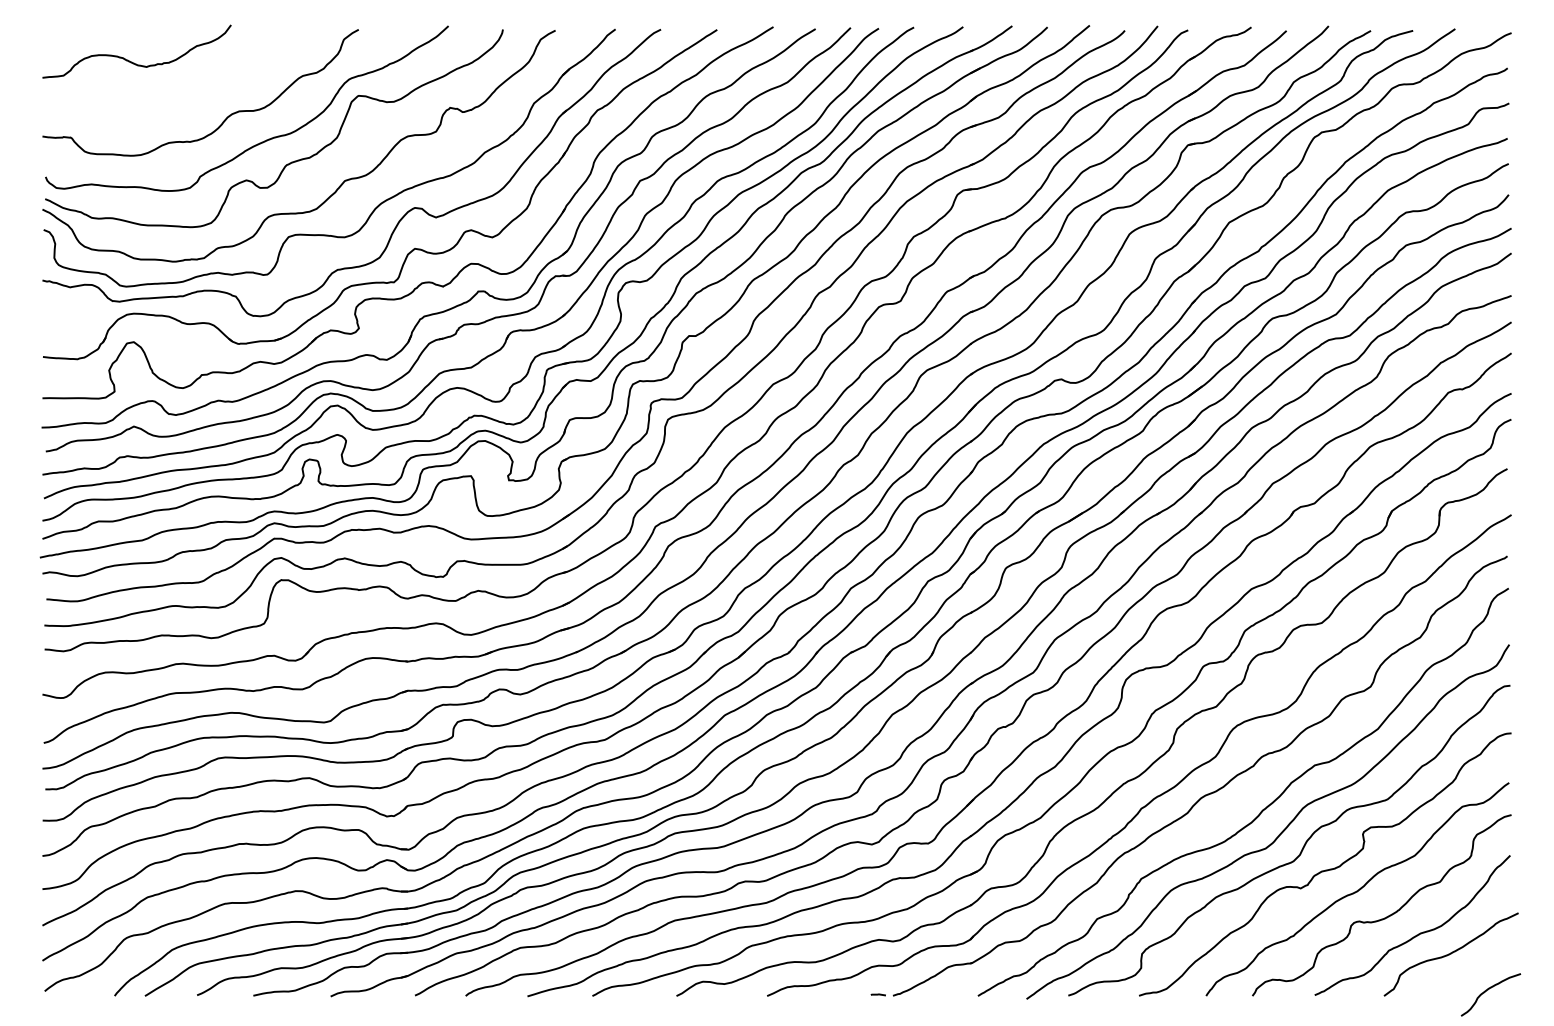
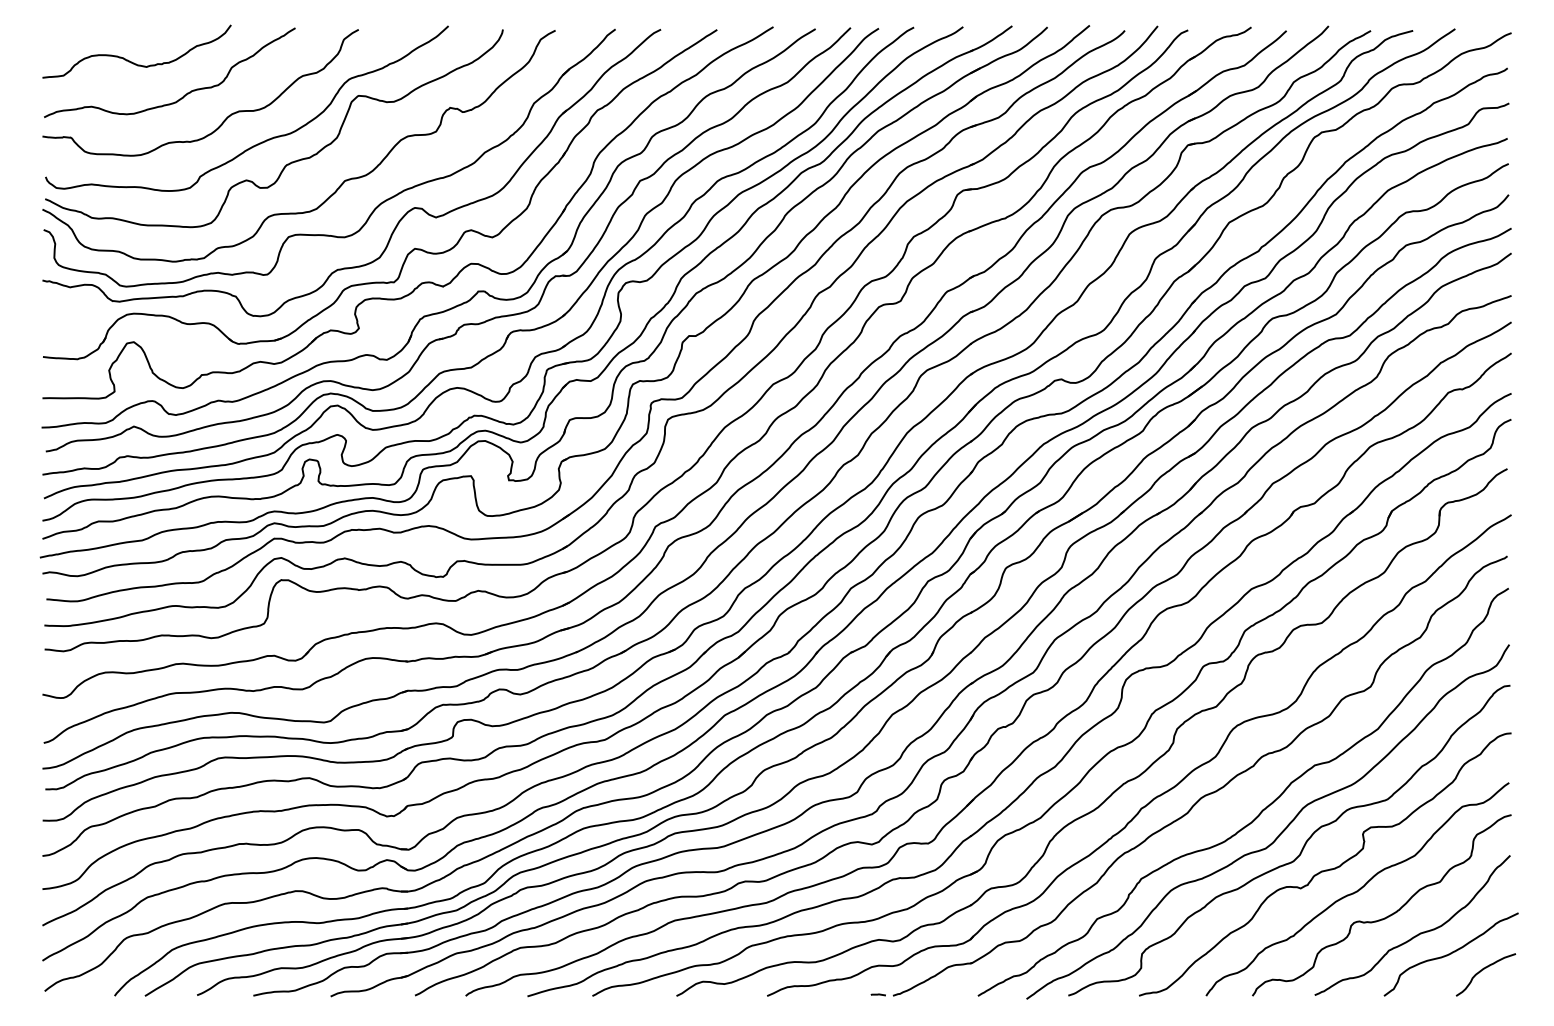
curve: none -> present (184, 94)
curve position: (1488, 990) -> (1483, 970) (1483, 970)
